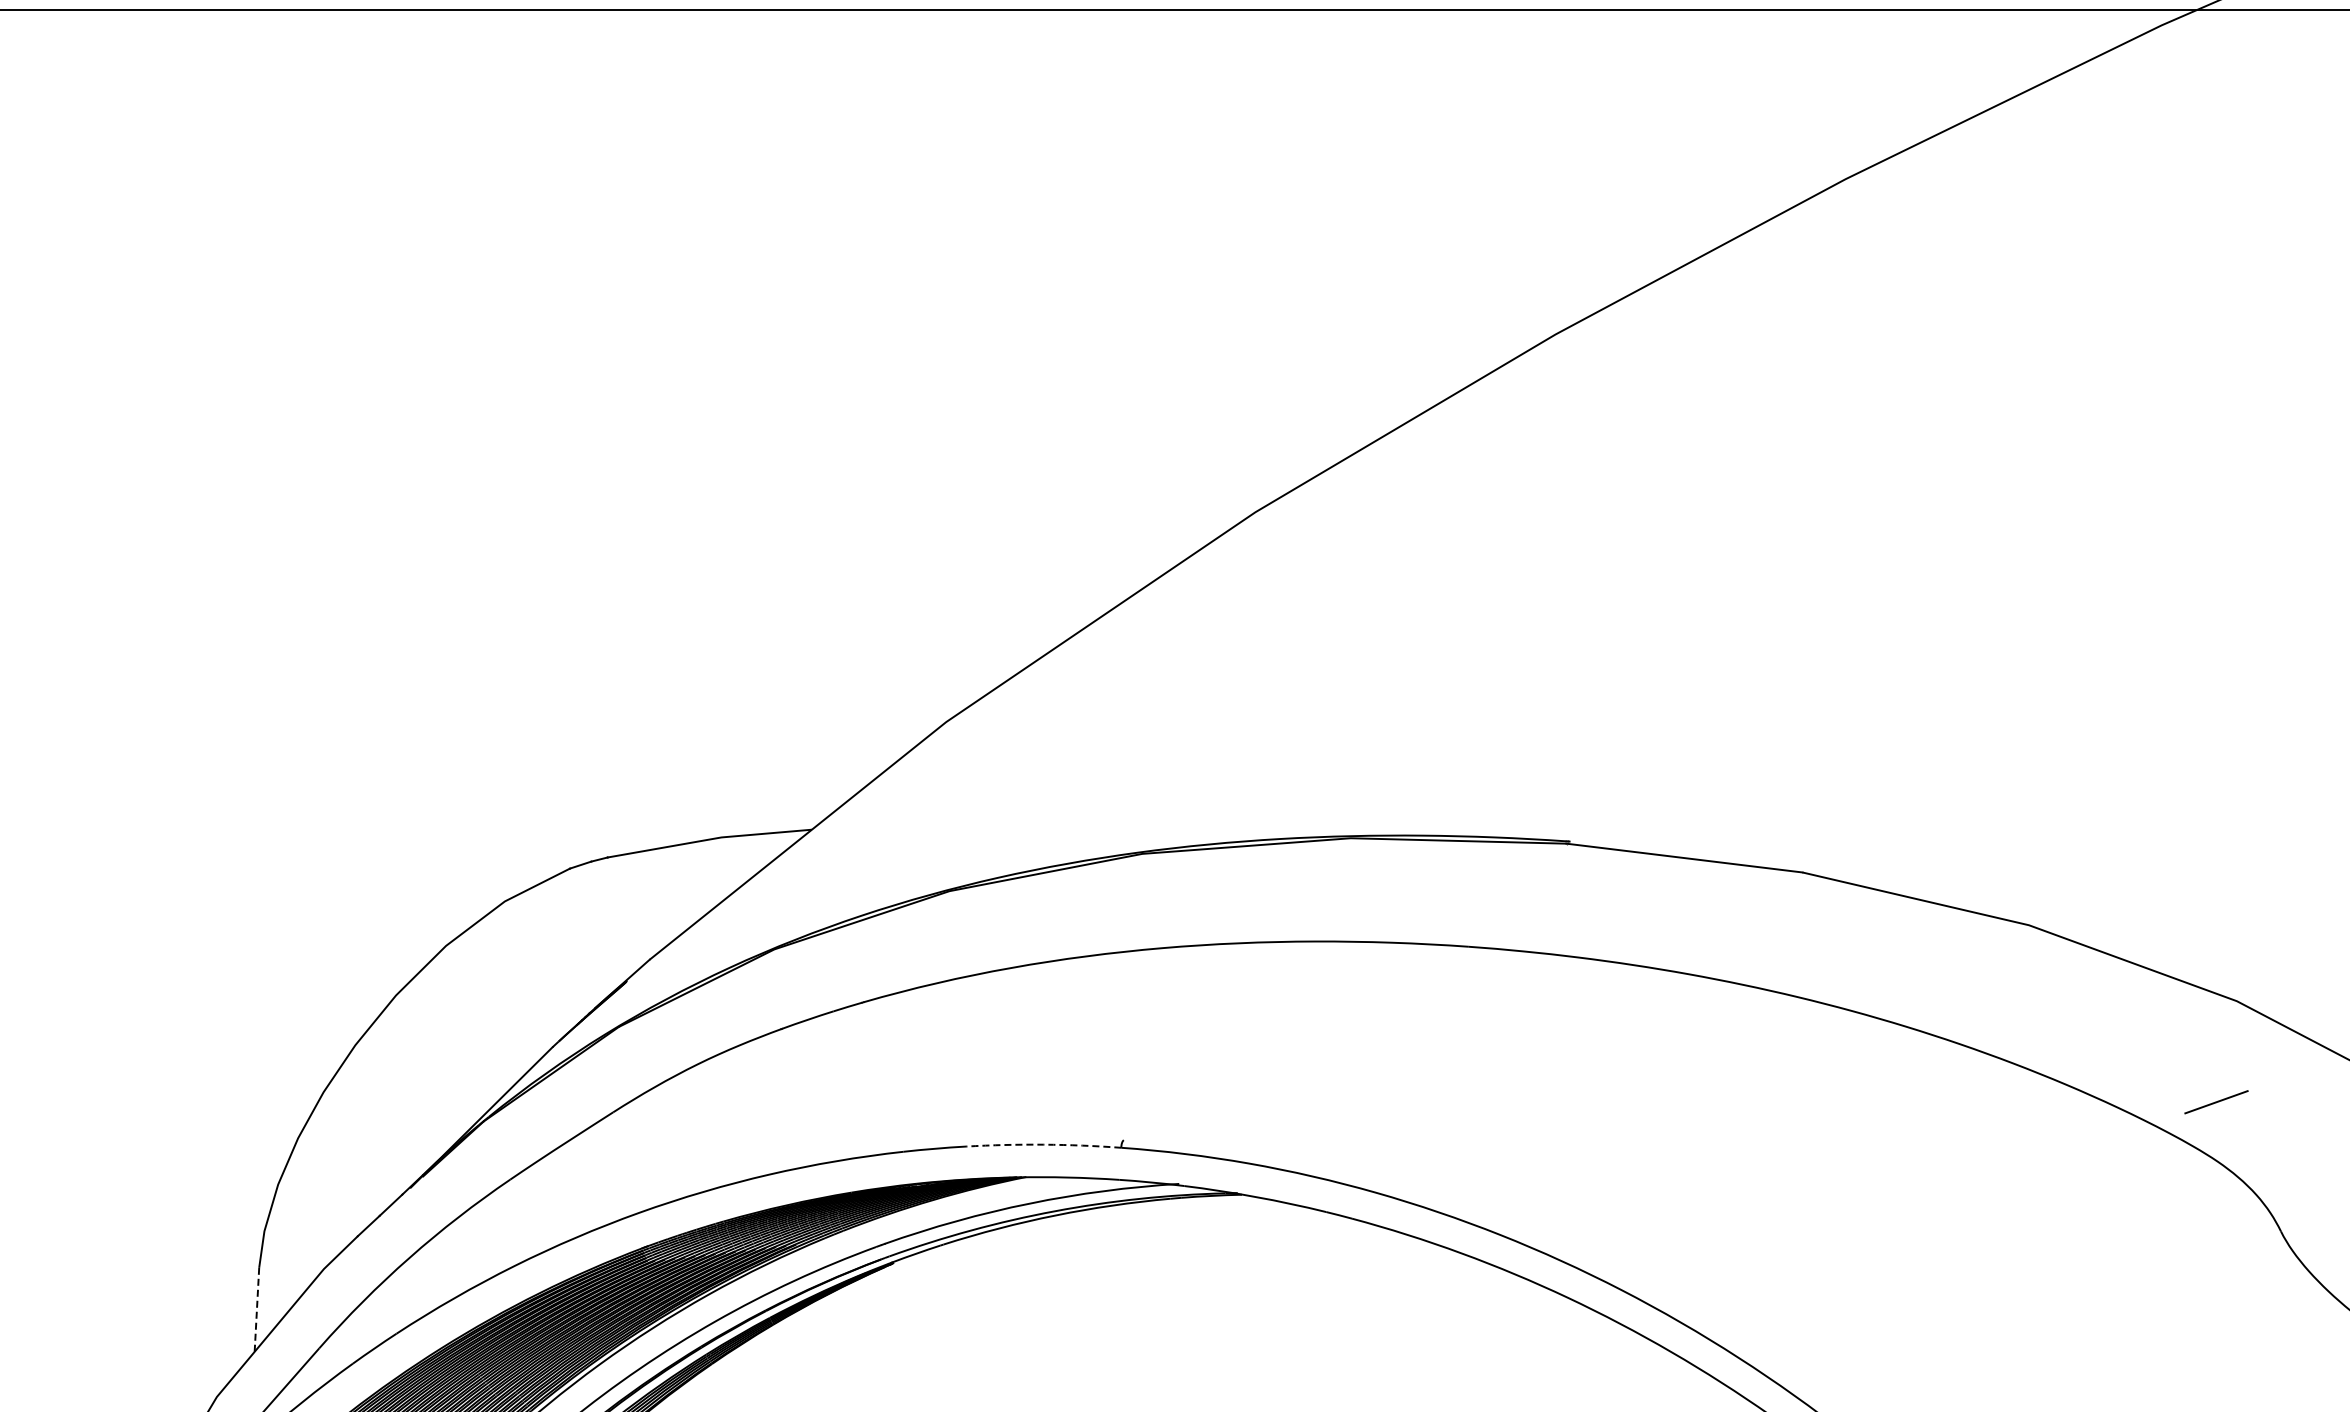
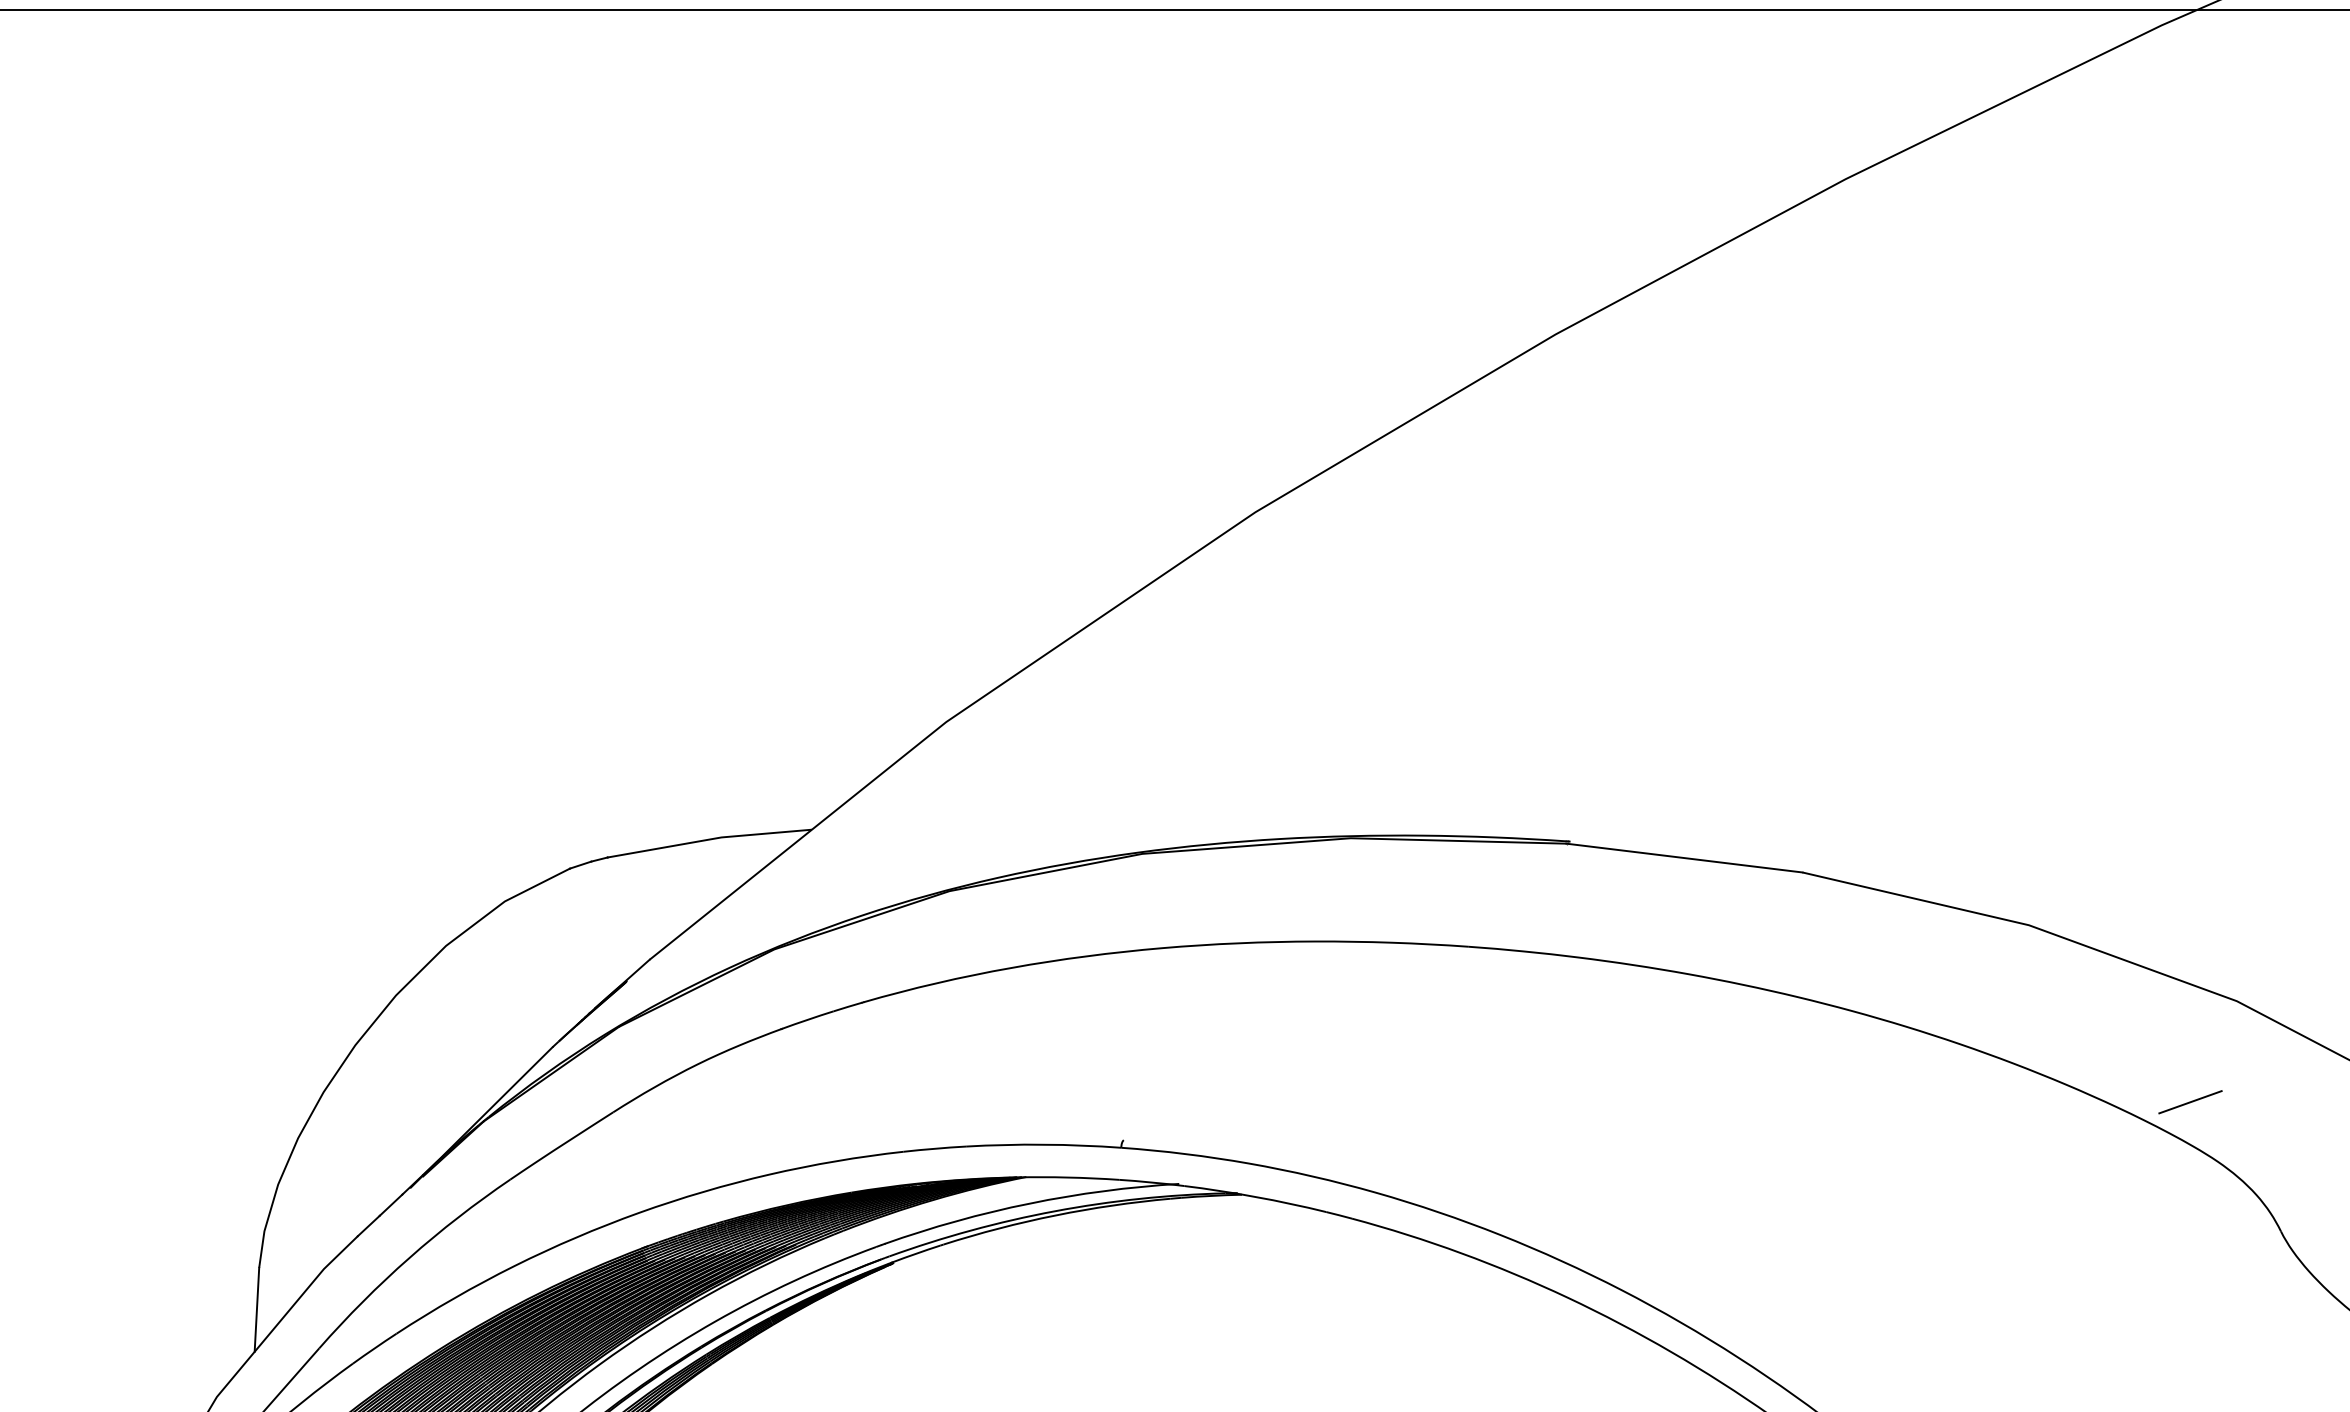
line position: (2216, 1102) -> (2190, 1102) (2190, 1102)
arc: dashed -> solid (1043, 1144)
line: dashed -> solid (256, 1310)
